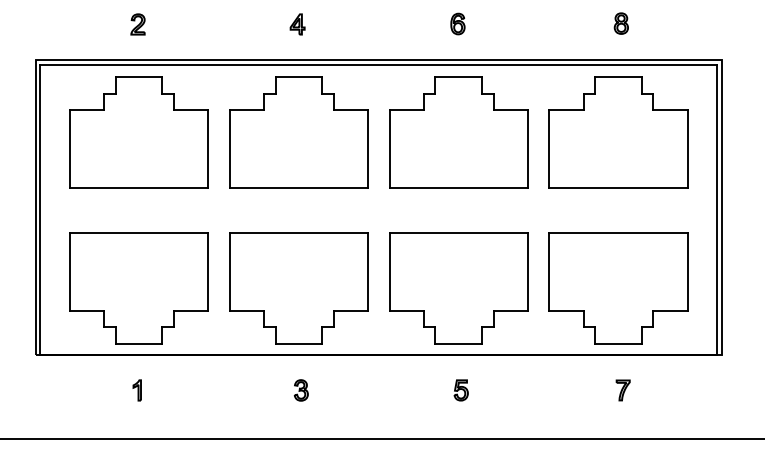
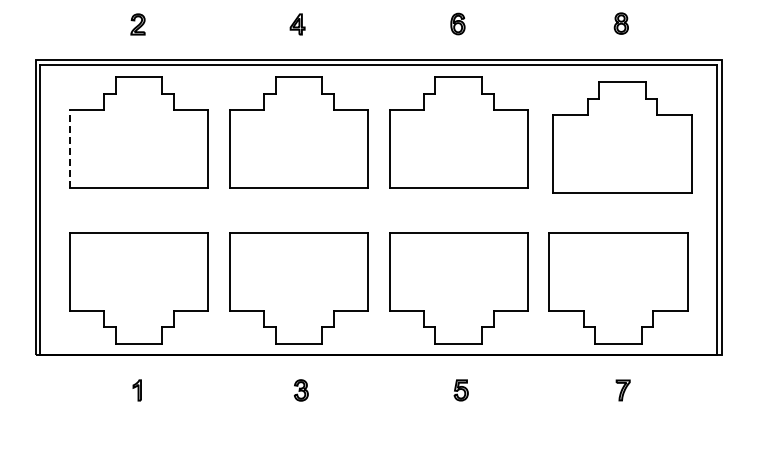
part position: (618, 132) -> (622, 137) (622, 137)
line: solid -> dashed (69, 148)
line: present -> none (381, 438)
